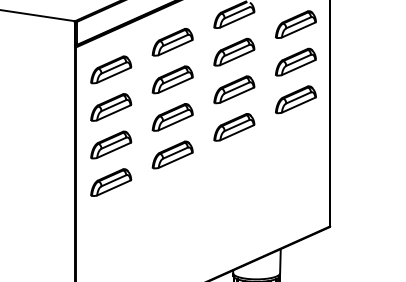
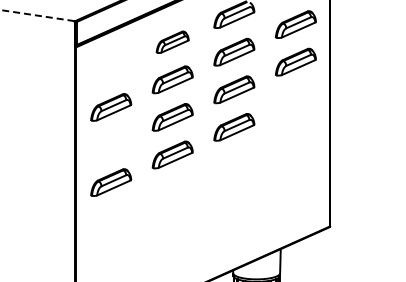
line: solid -> dashed (38, 15)
part size: 43x29 px -> 35x24 px (172, 41)
part: present -> none (111, 69)
part: present -> none (295, 99)
part: present -> none (111, 144)
